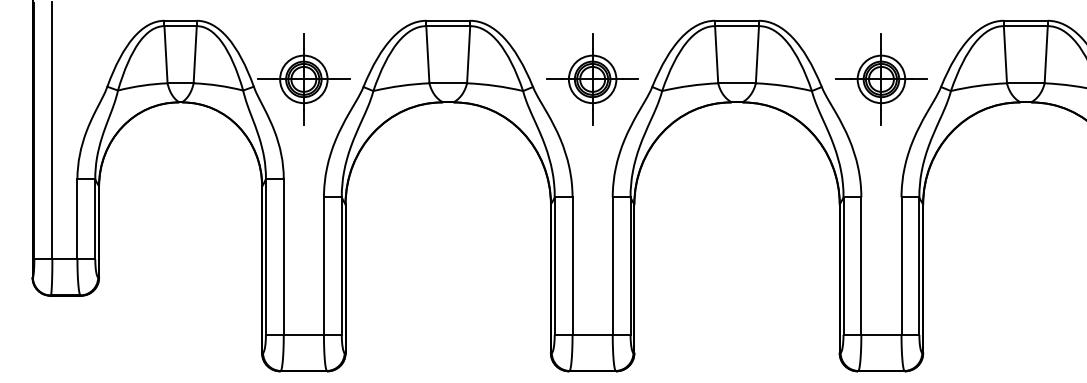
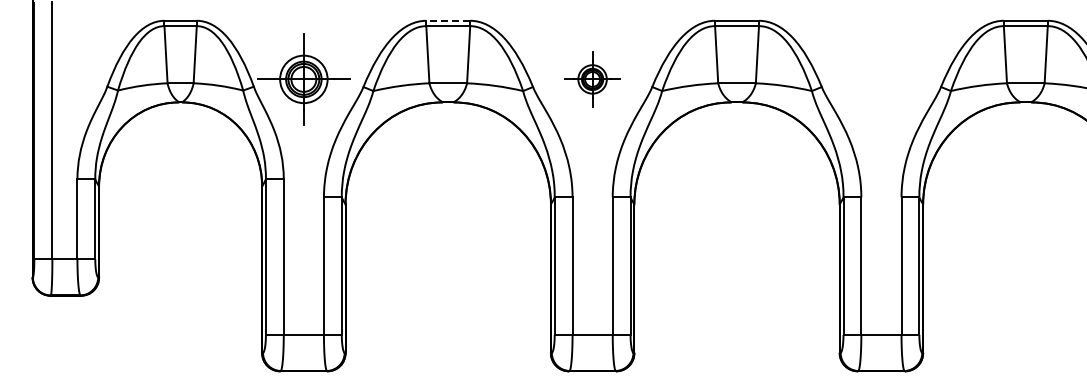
line: solid -> dashed (448, 20)
part size: 93x93 px -> 57x57 px (592, 79)
part: present -> none (881, 79)
